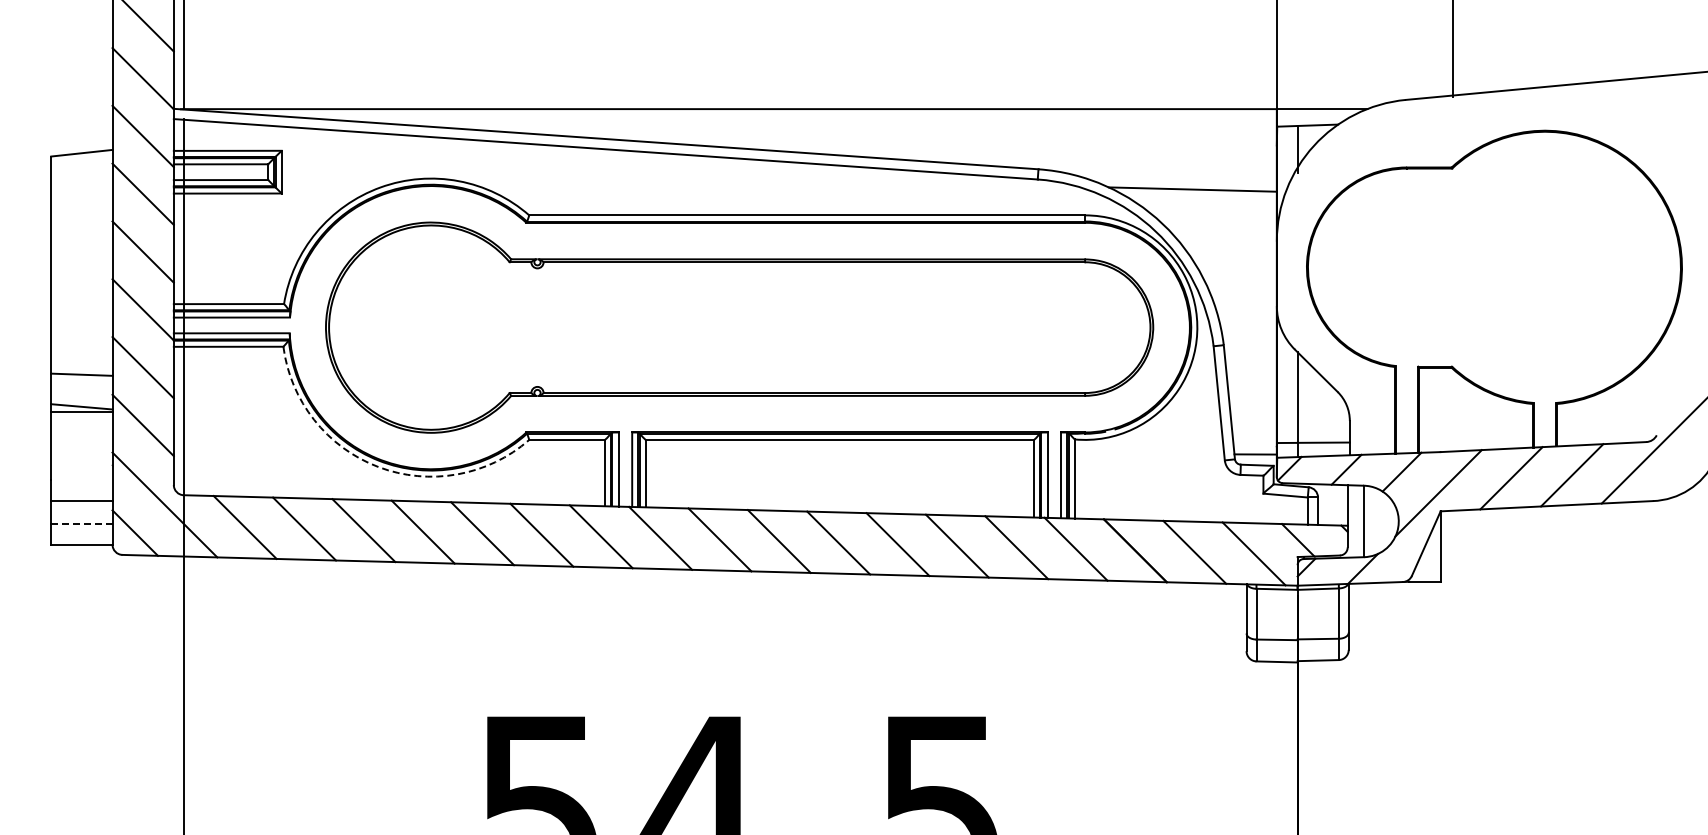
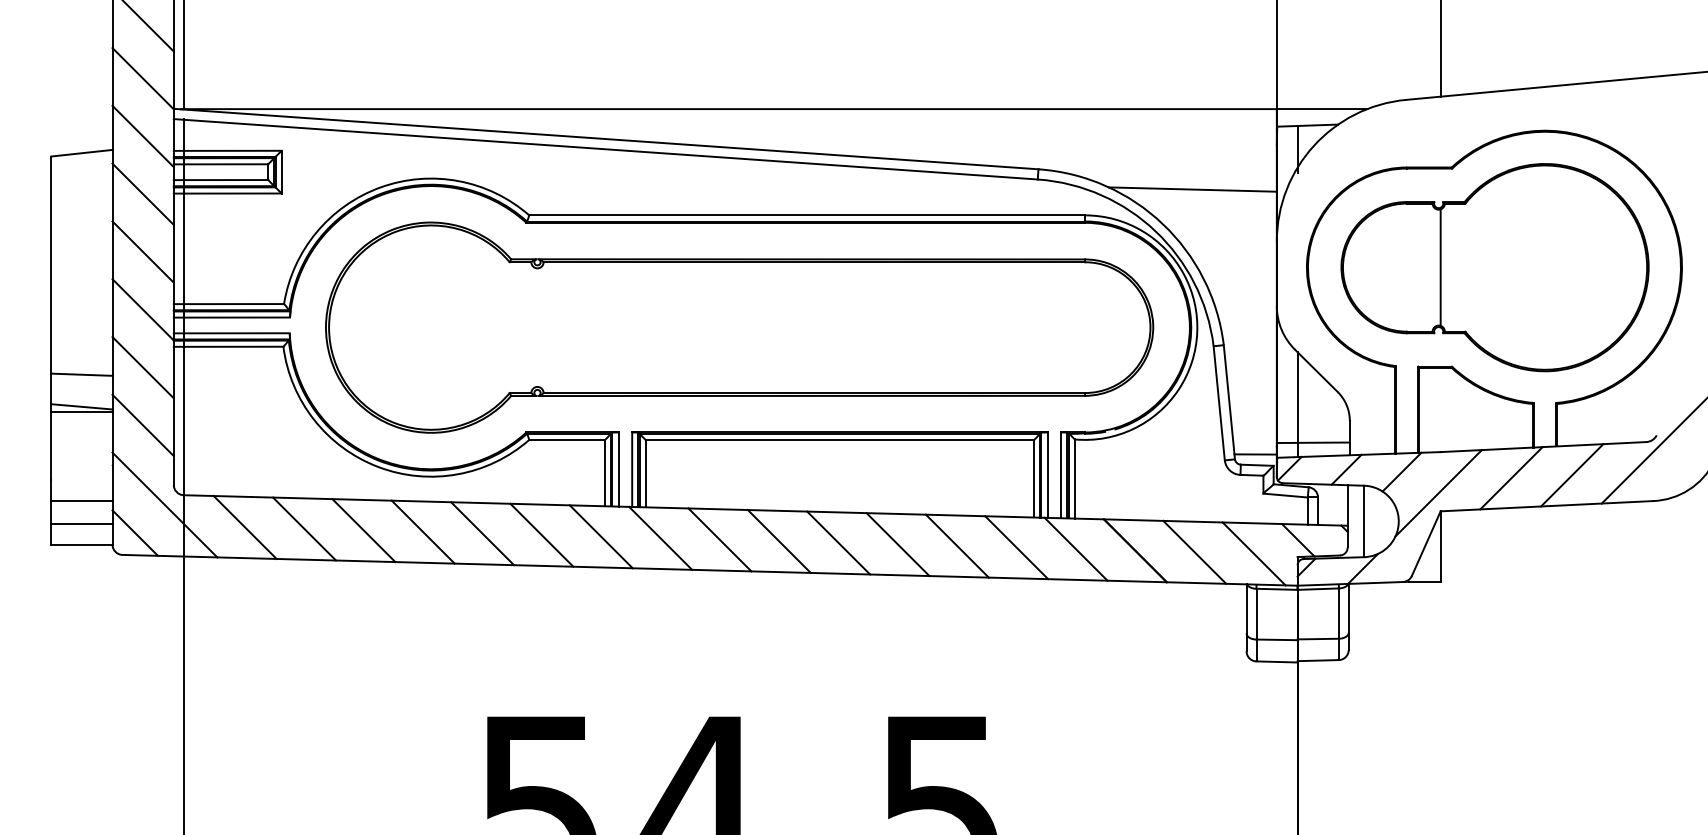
line position: (1452, 49) -> (1440, 49) (1440, 49)
part: none -> present (1494, 267)
arc: dashed -> solid (378, 467)
line: dashed -> solid (81, 524)
